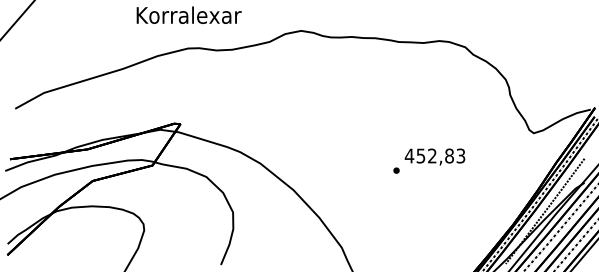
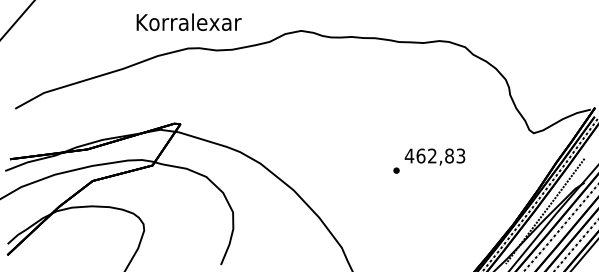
text position: (188, 14) -> (188, 21) (188, 21)
text: 452,83 -> 462,83 (420, 155)
